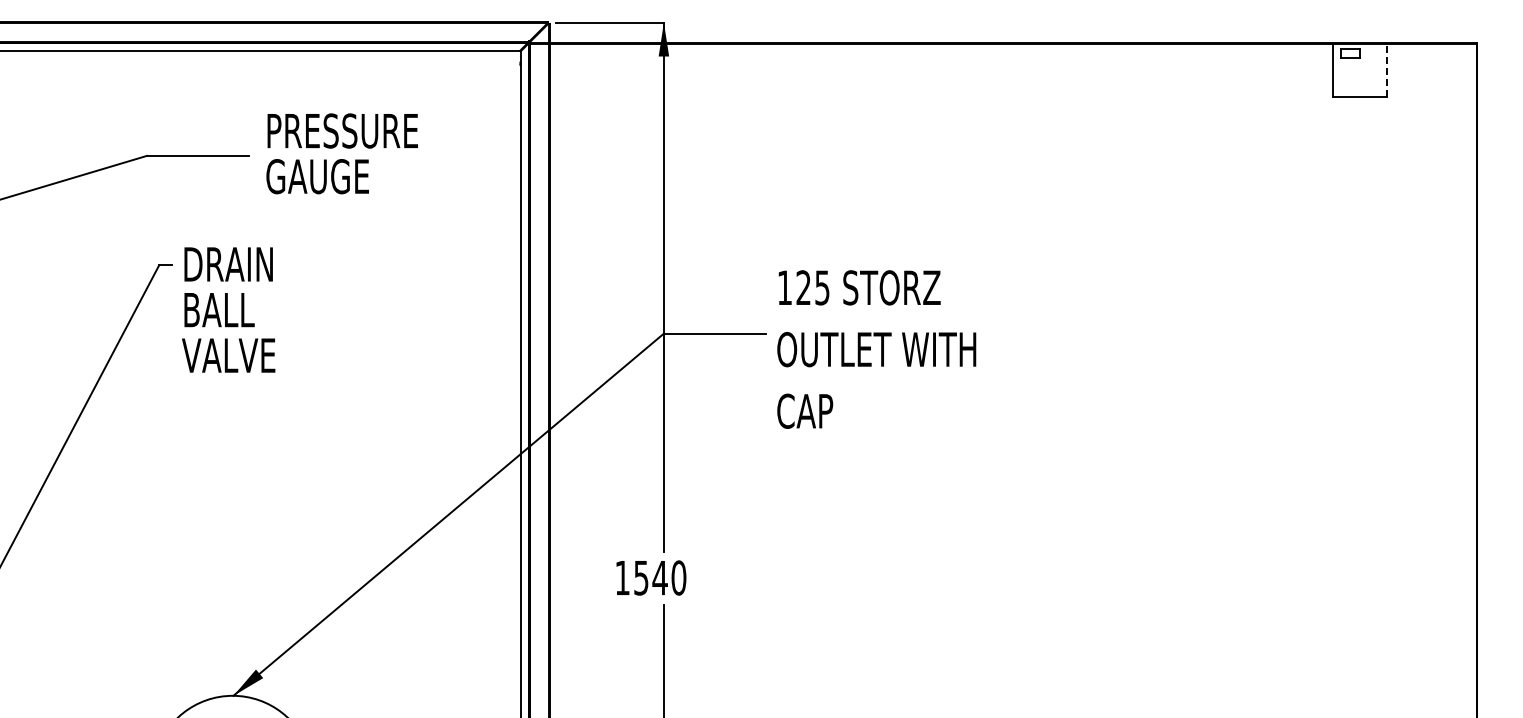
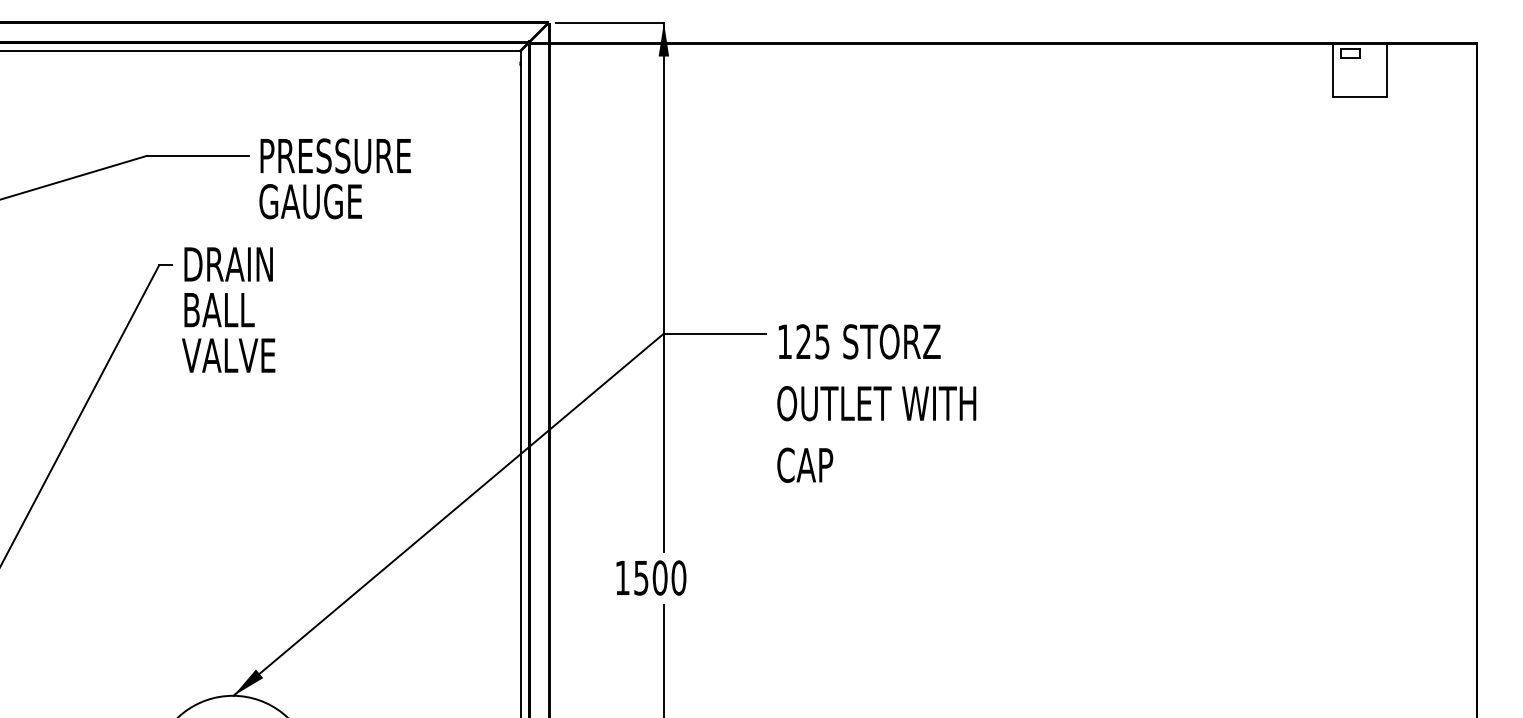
line: dashed -> solid (1387, 70)
text position: (341, 153) -> (334, 178) (334, 178)
text position: (876, 349) -> (876, 403) (876, 403)
text: 1540 -> 1500 (659, 577)
